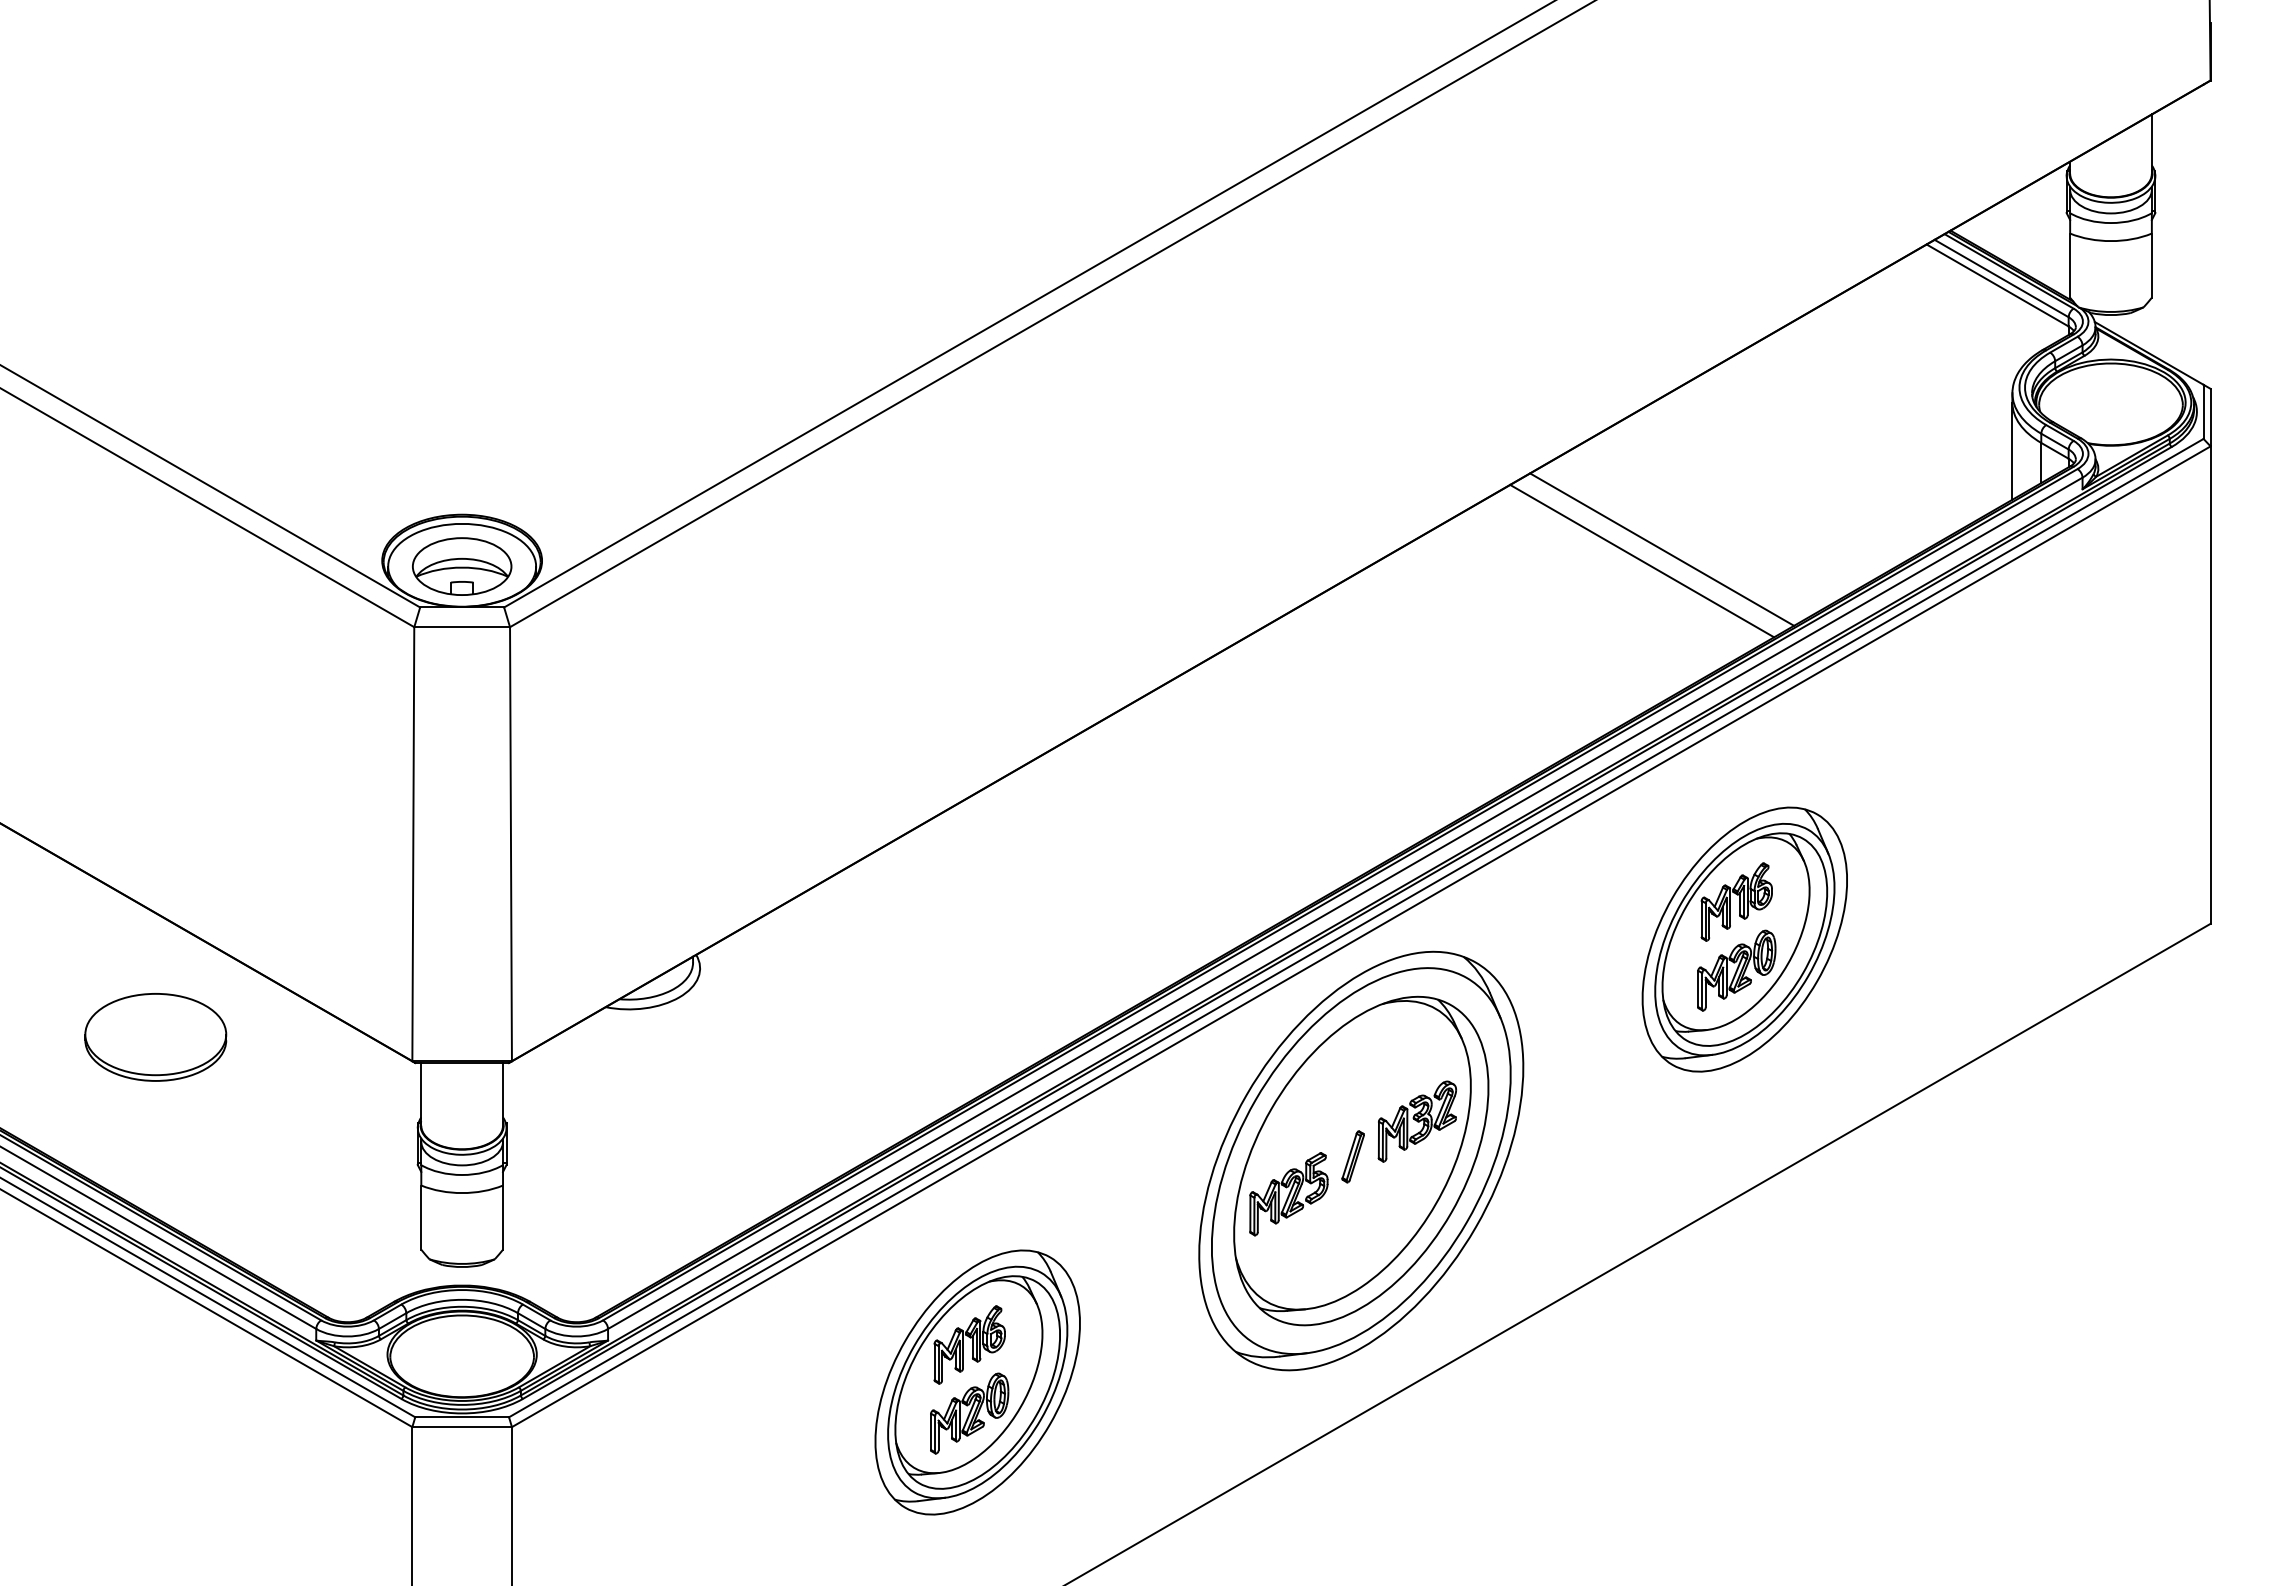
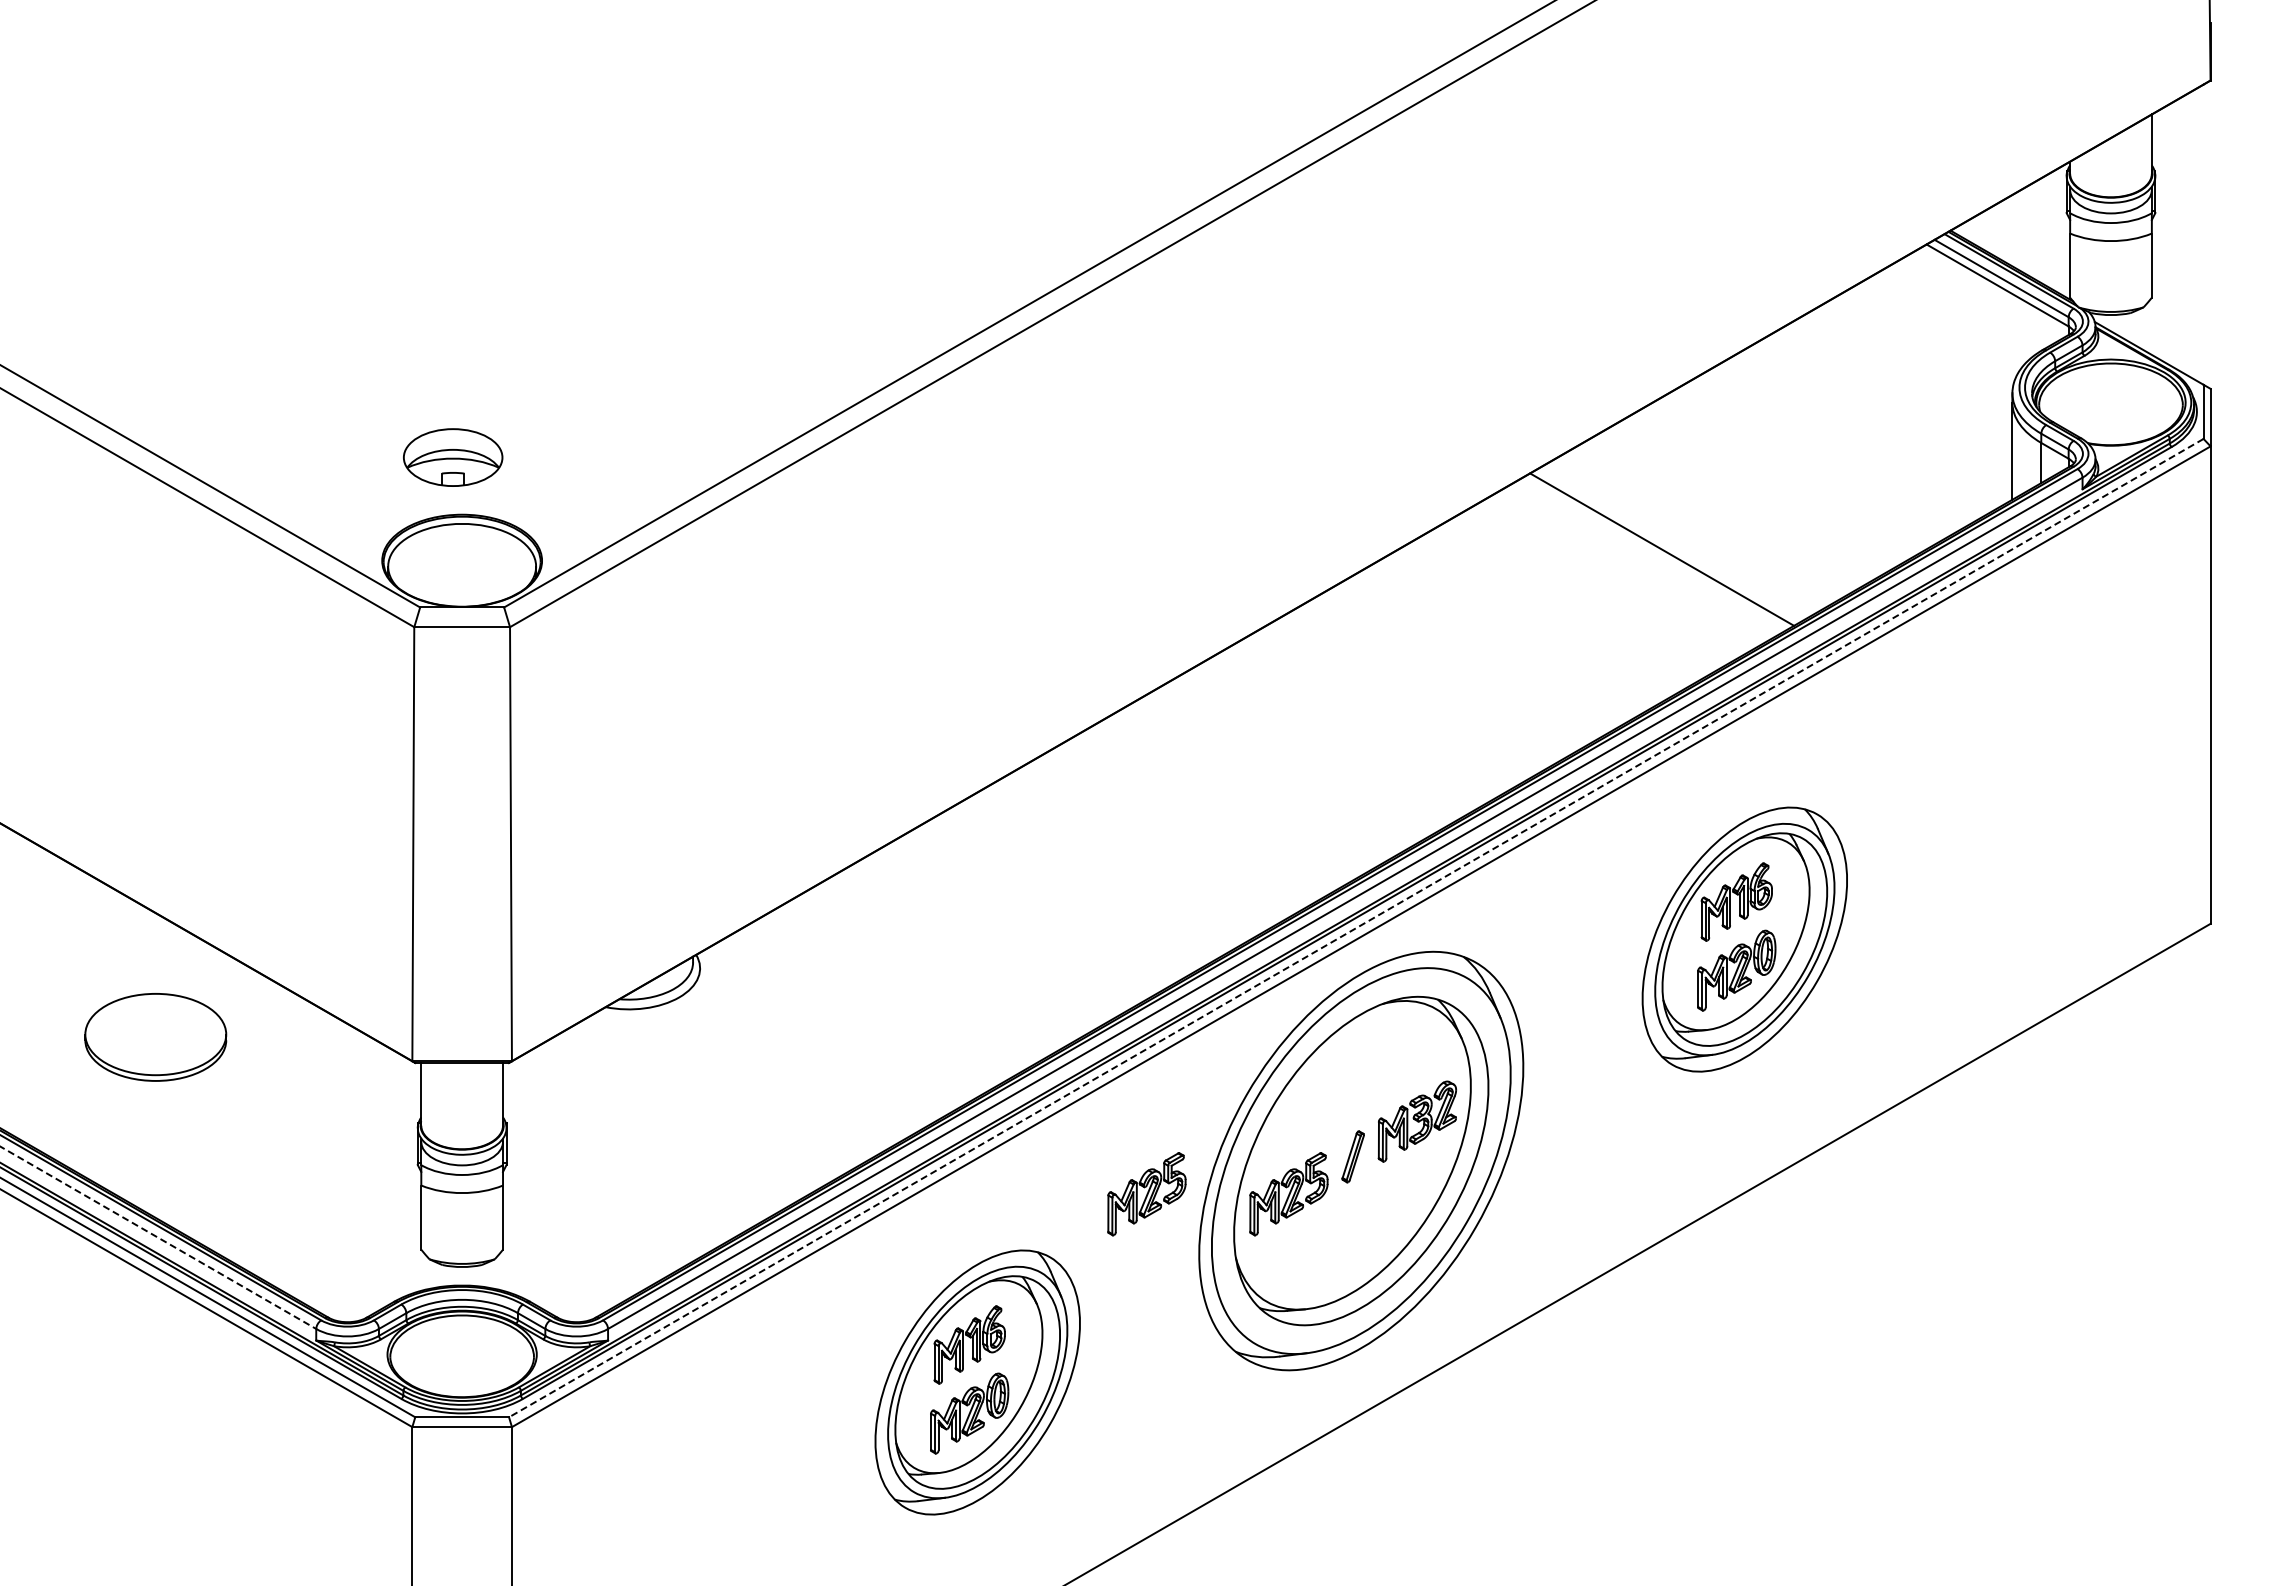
line: present -> none (1642, 560)
part position: (462, 566) -> (453, 457) (453, 457)
line: solid -> dashed (1355, 928)
part: none -> present (1146, 1194)
line: solid -> dashed (158, 1237)
